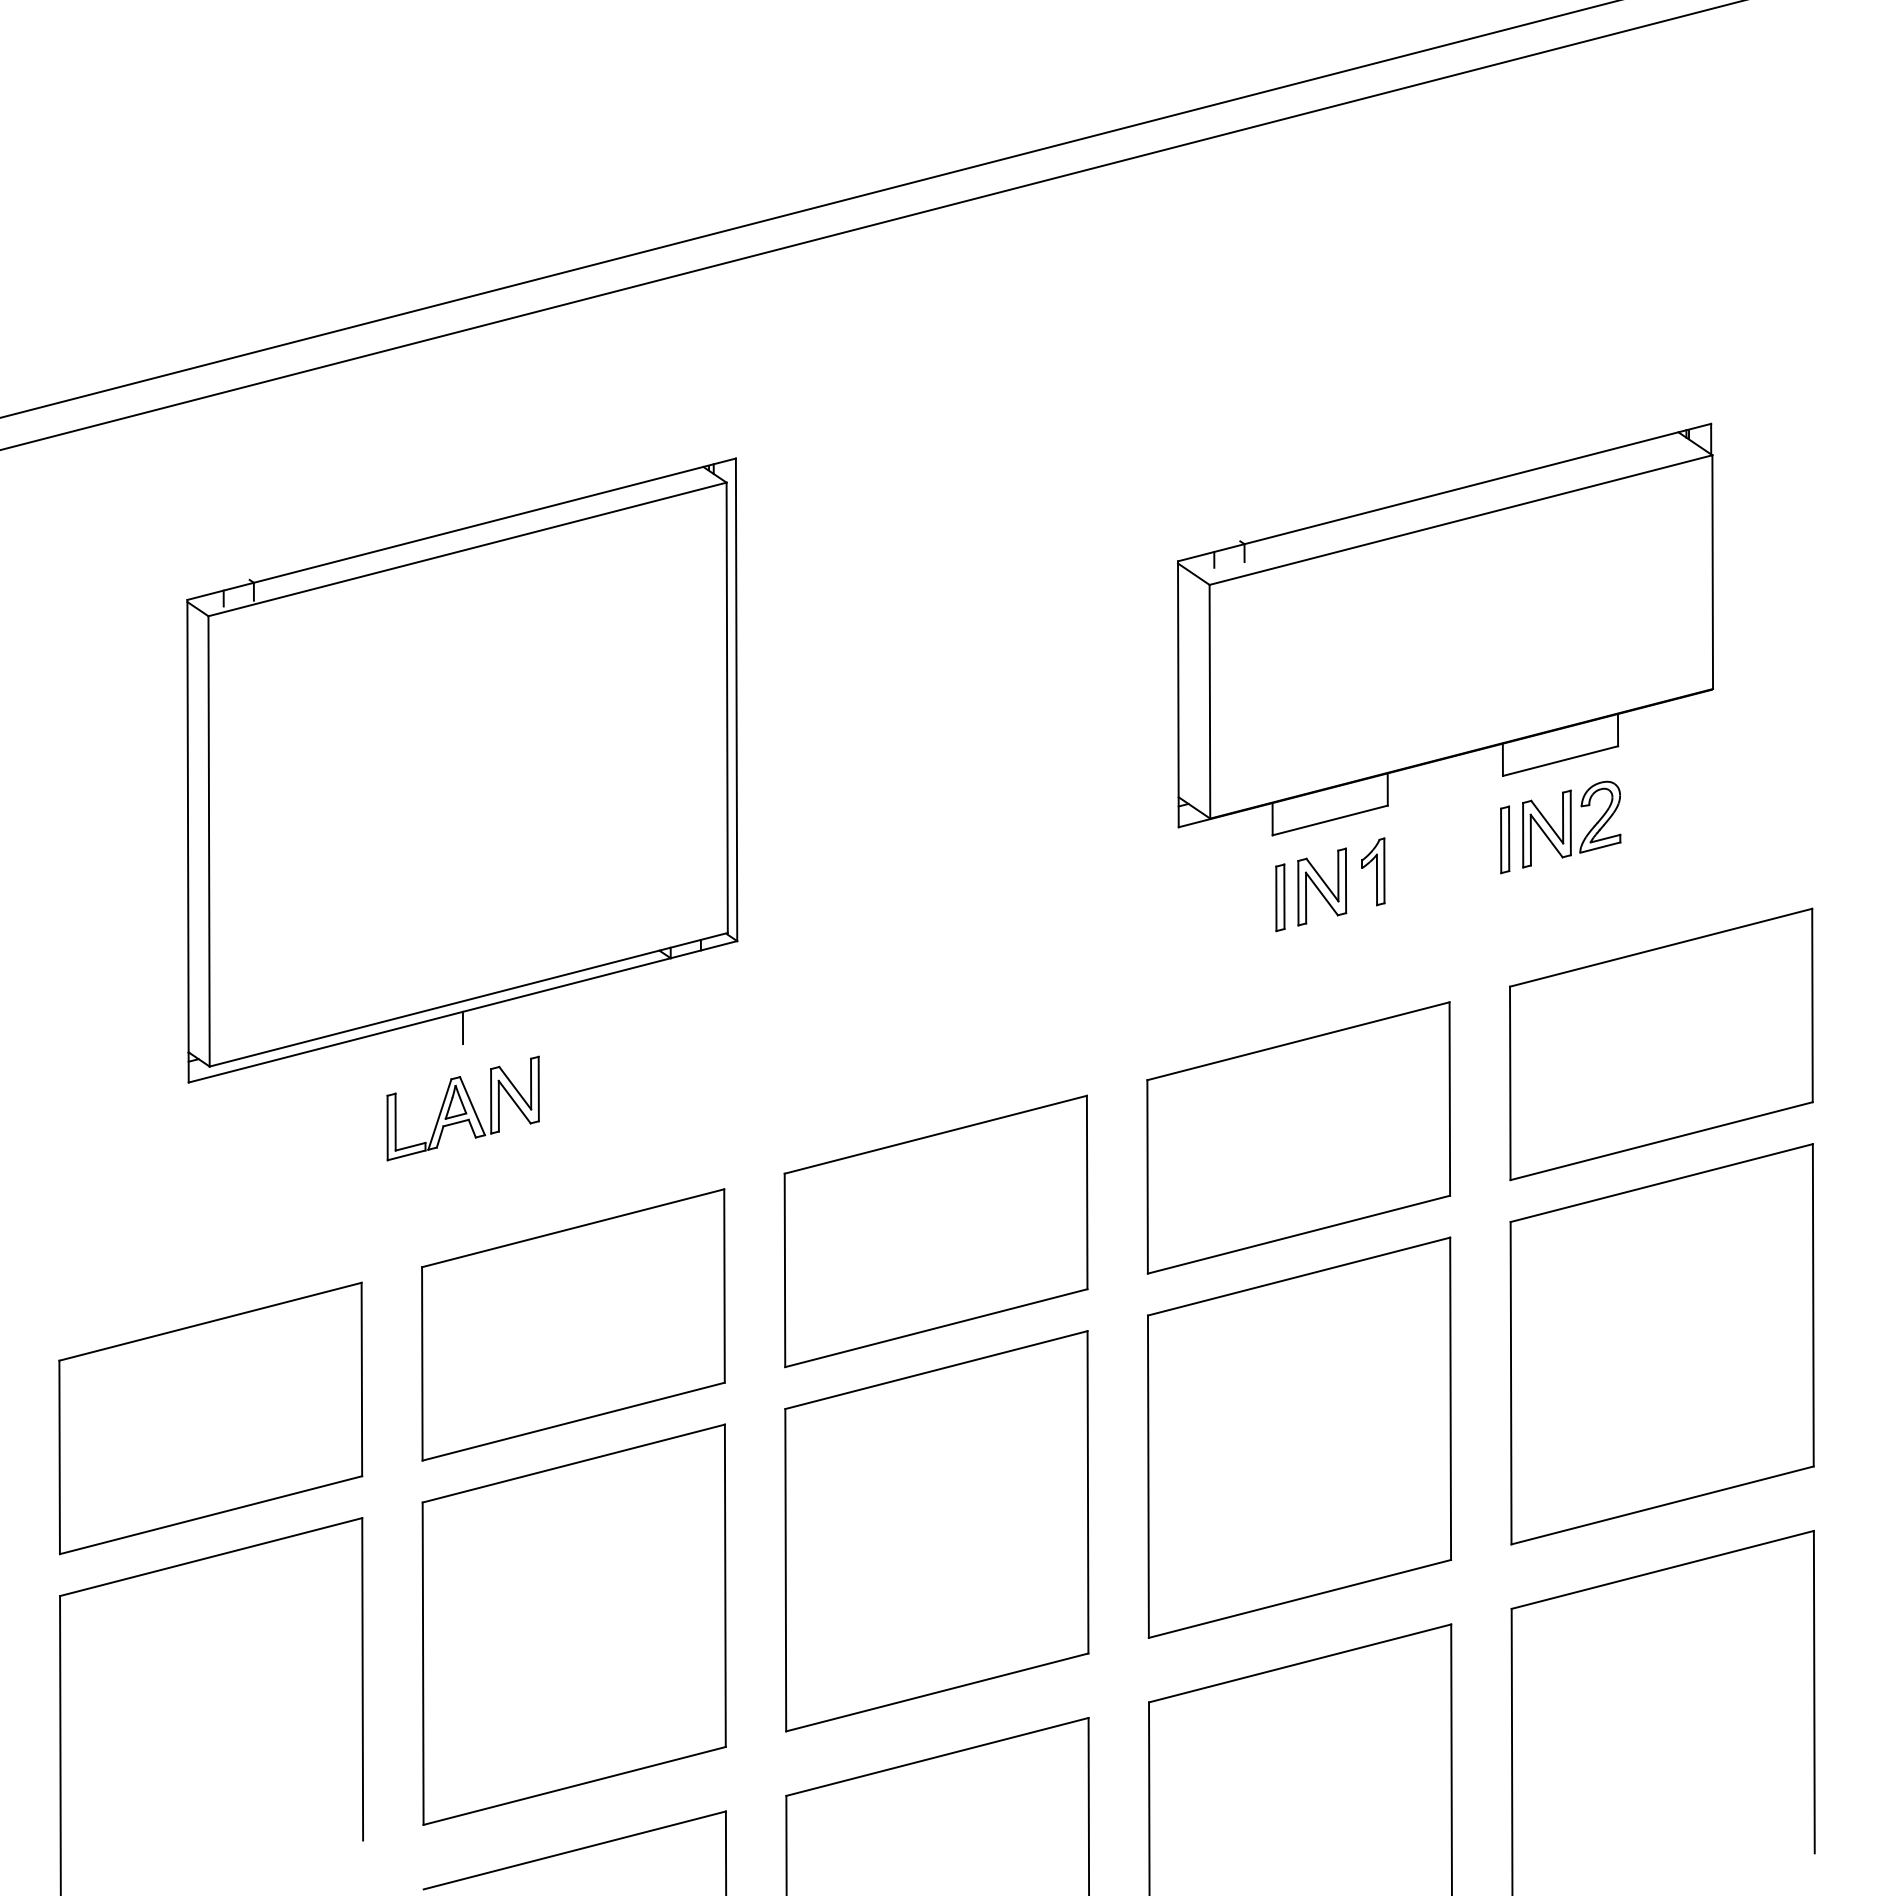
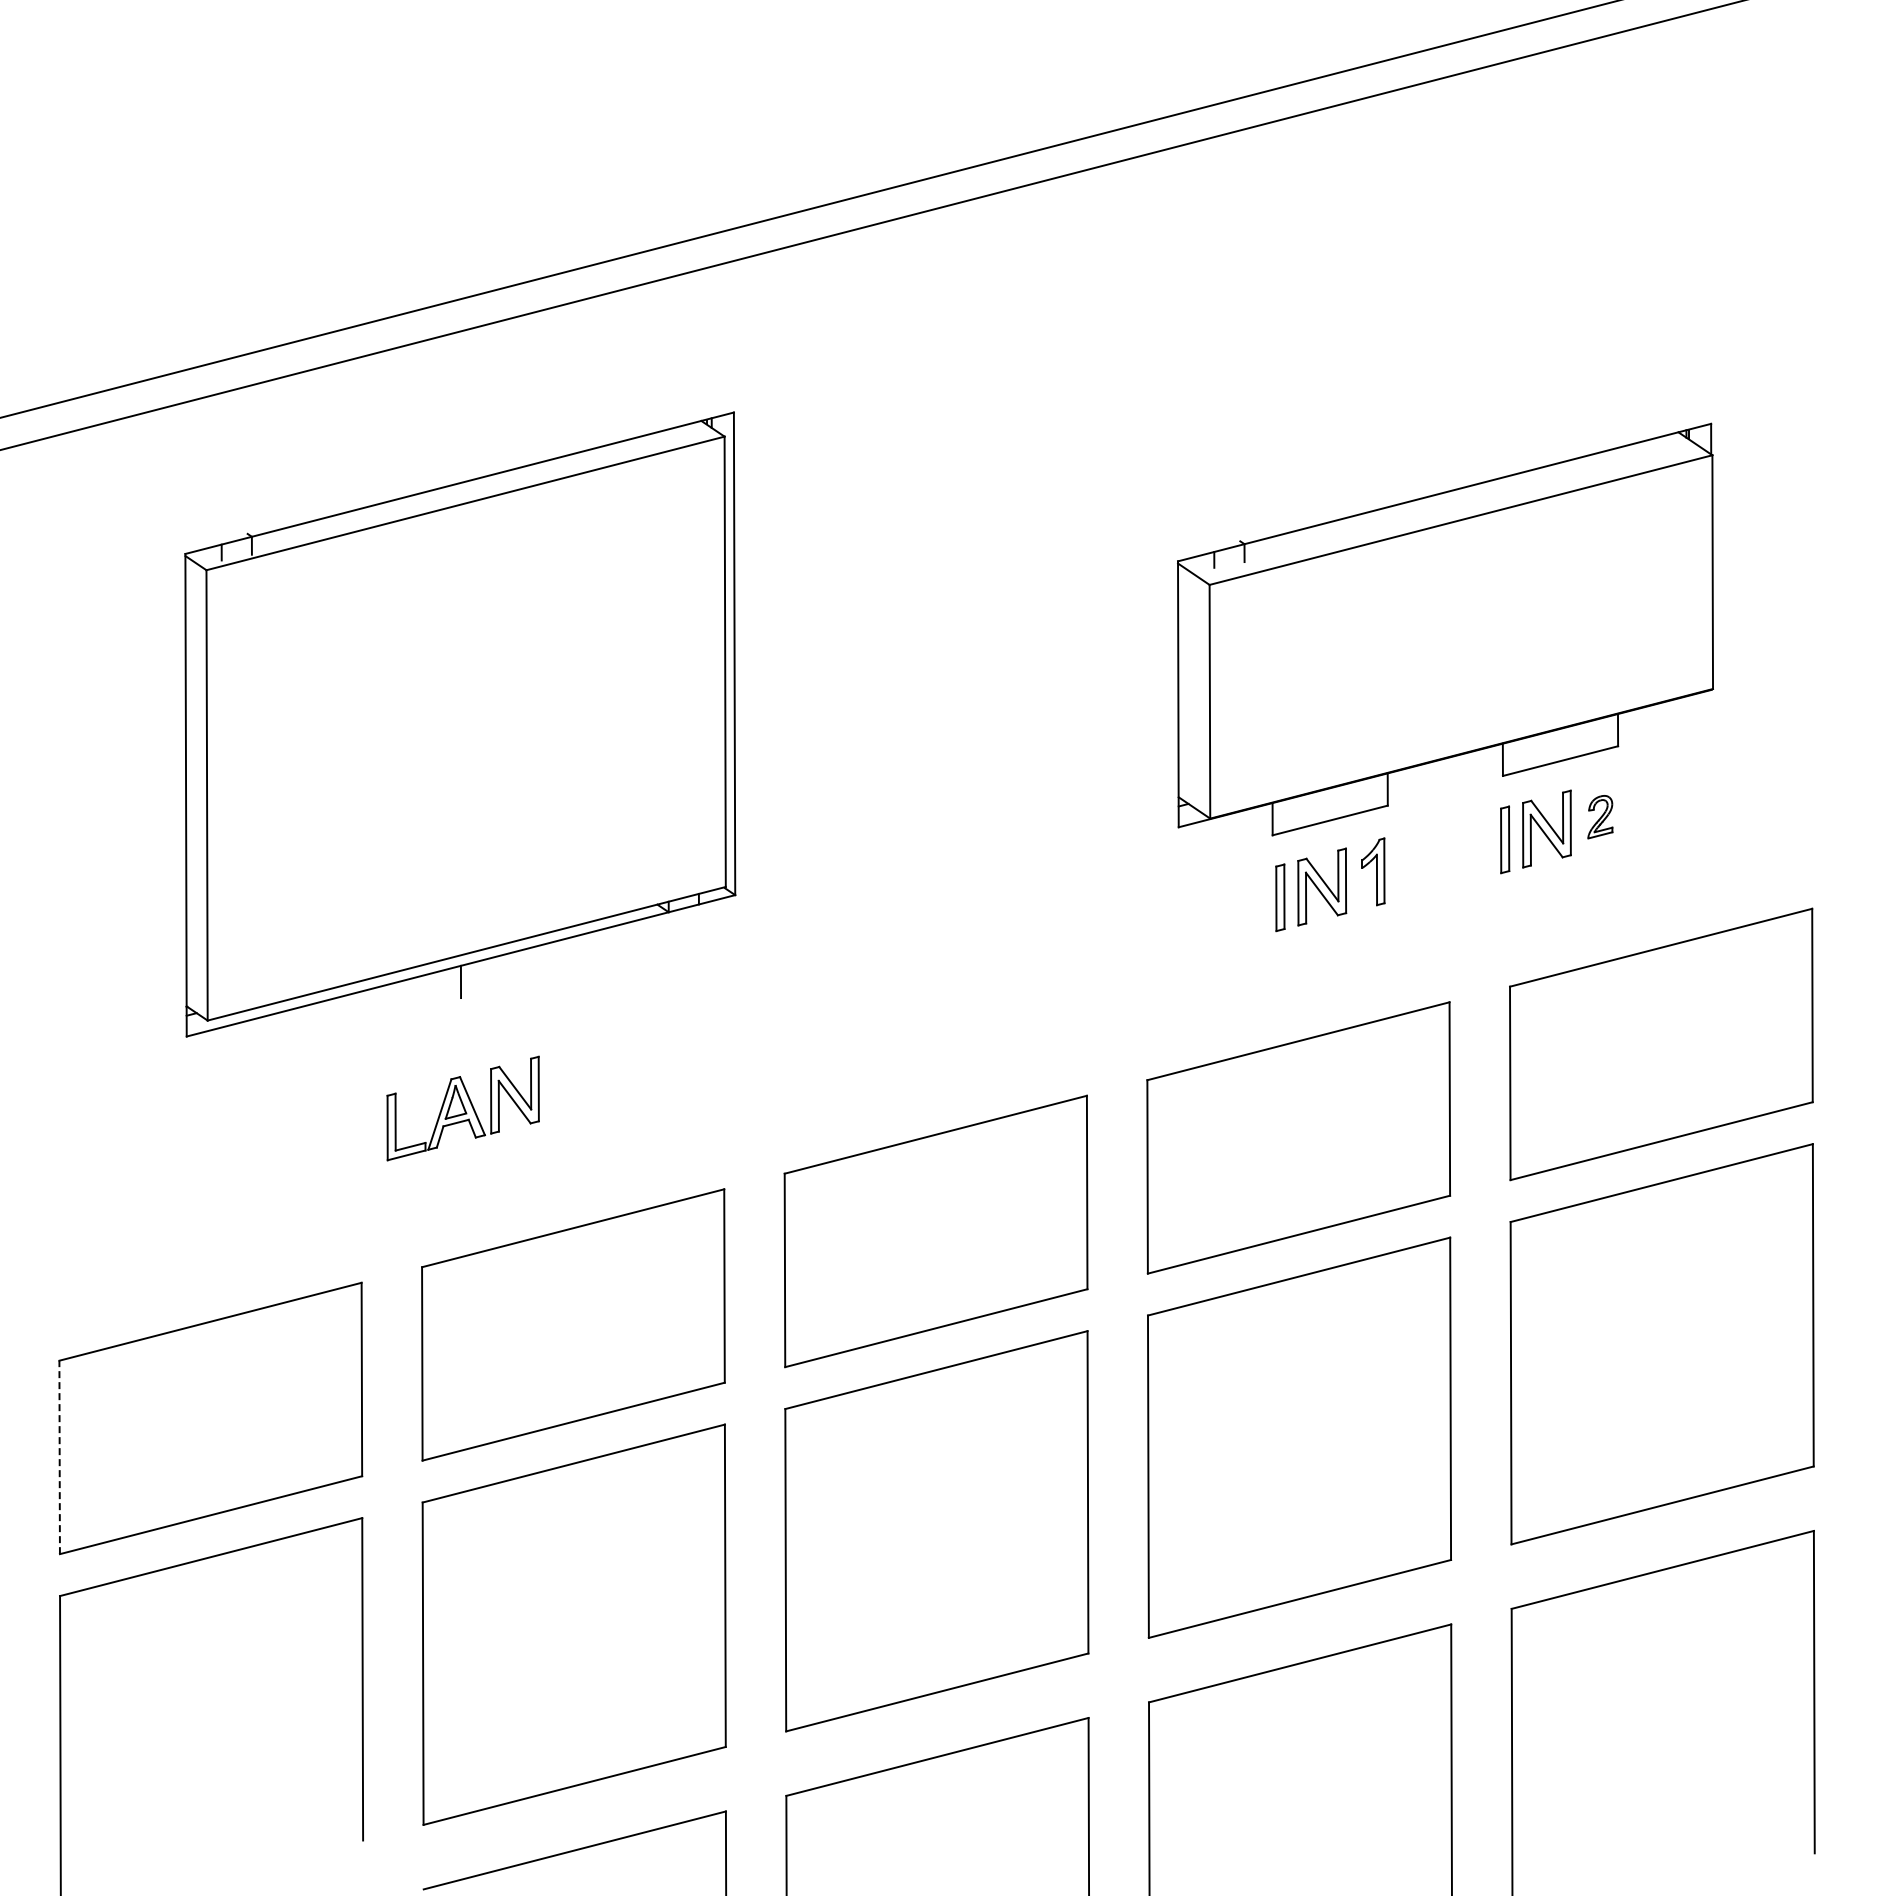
part position: (462, 770) -> (460, 724) (460, 724)
part size: 43x74 px -> 27x45 px (1600, 817)
line: solid -> dashed (59, 1457)
